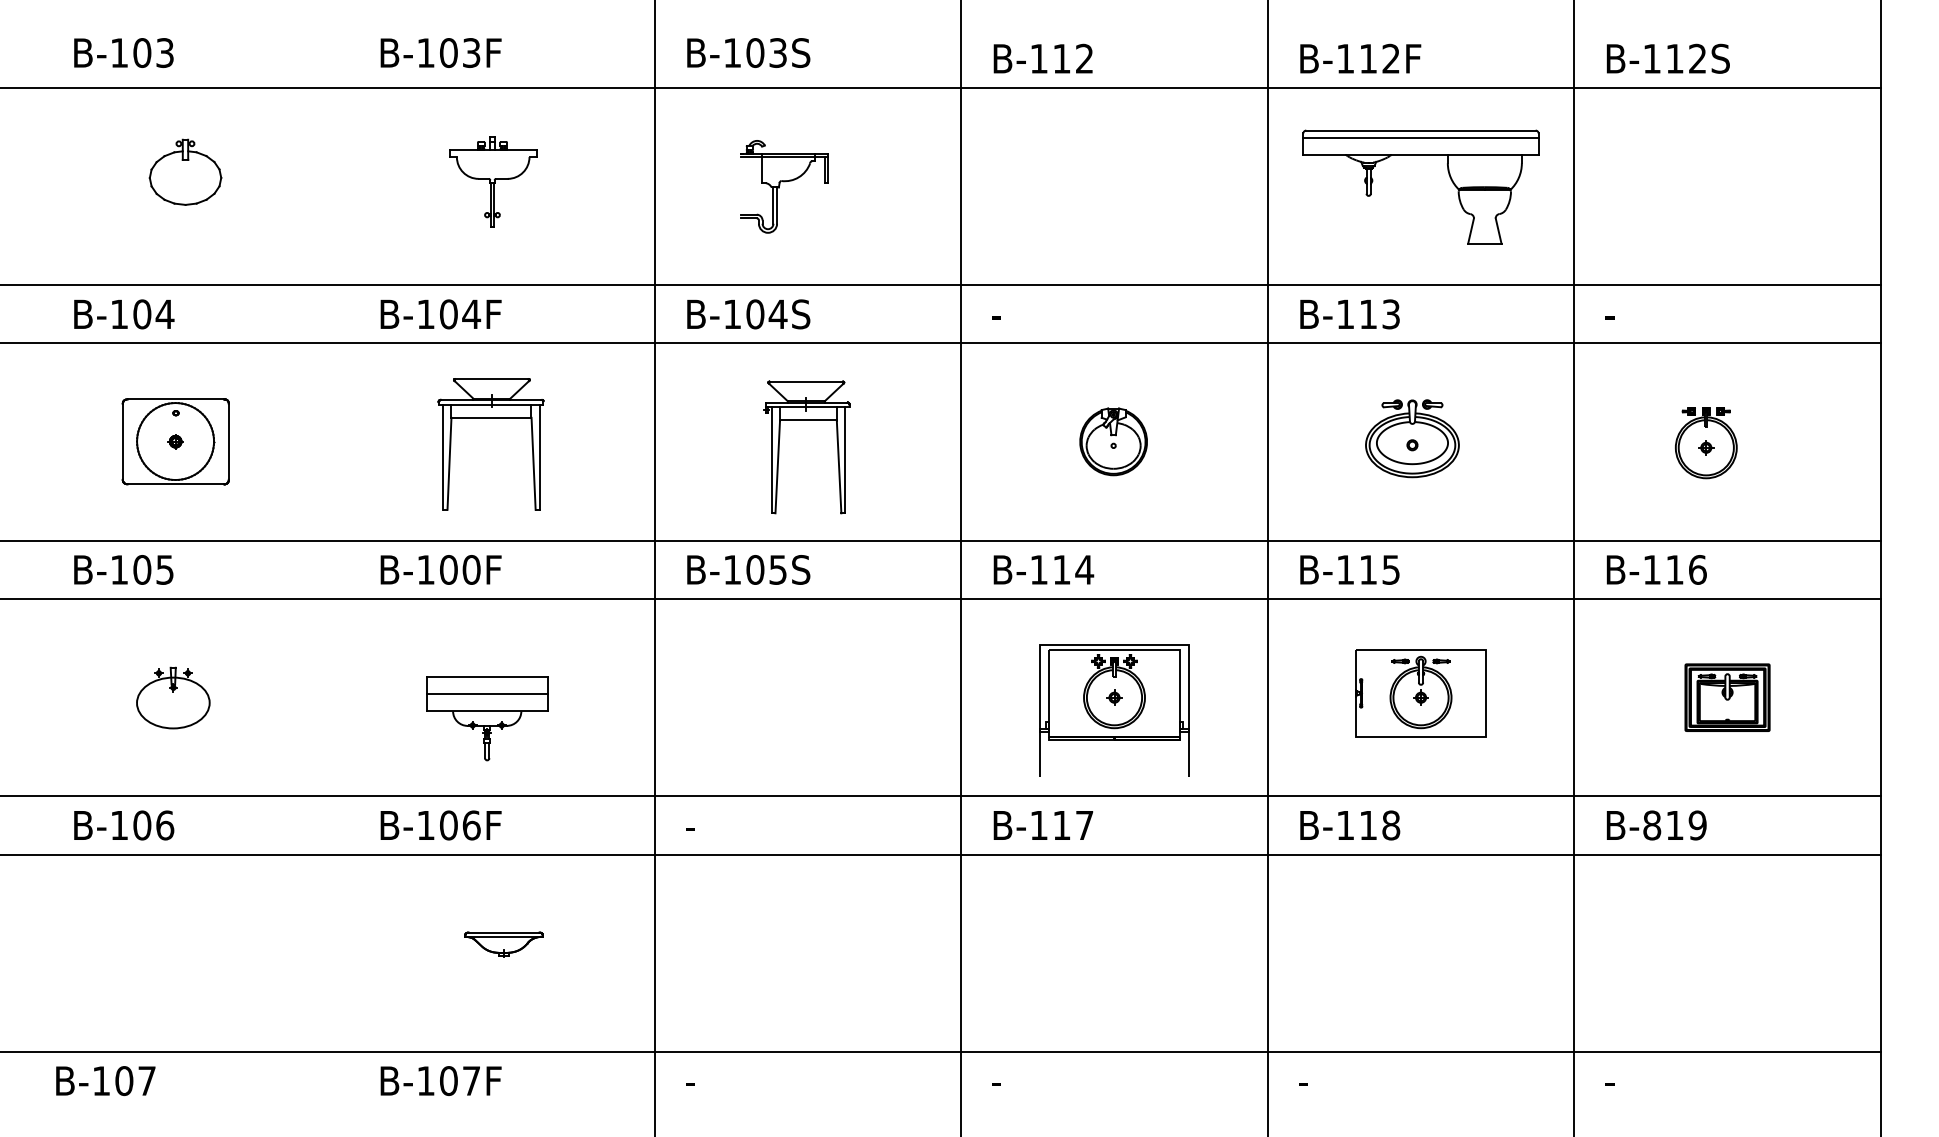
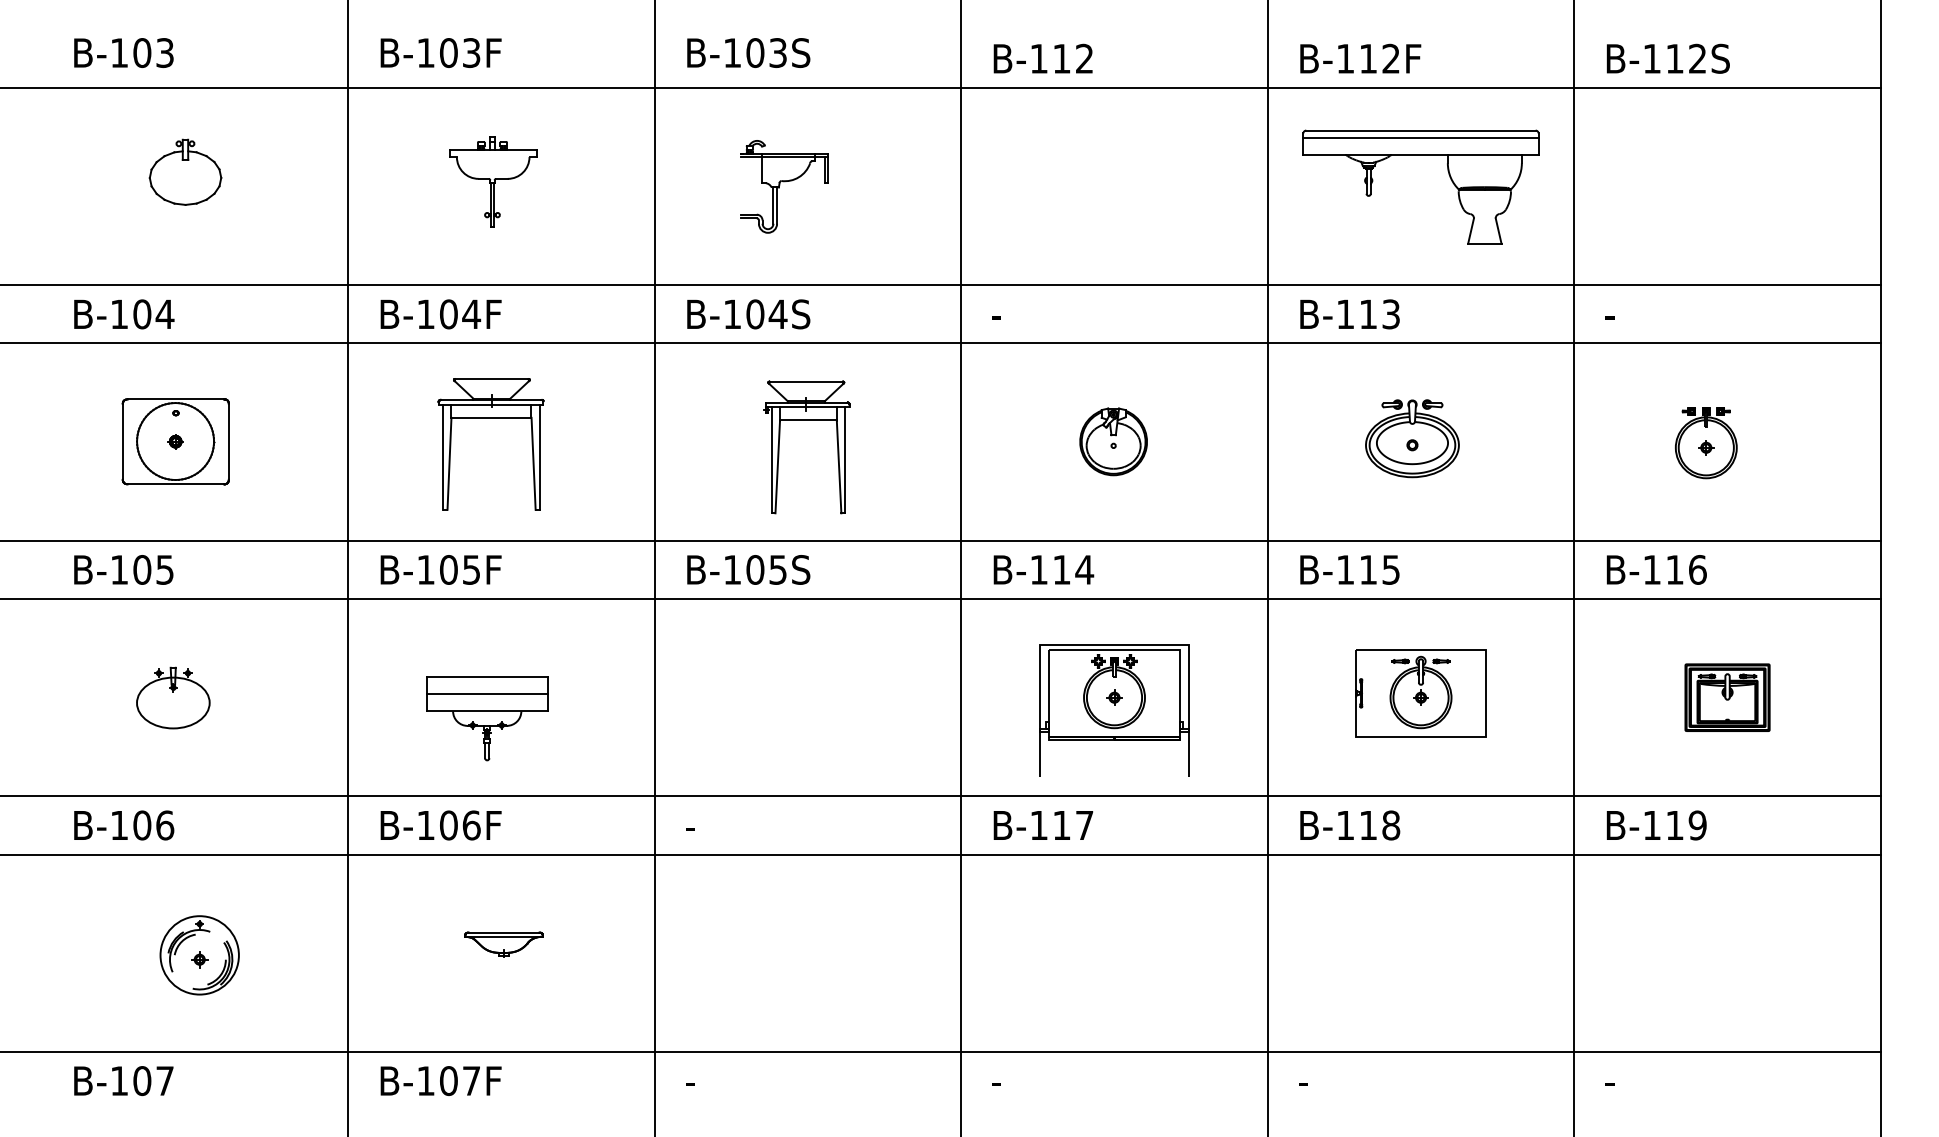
line: none -> present (348, 567)
text: B-100F -> B-105F (471, 569)
text: B-819 -> B-119 (1652, 825)
part: none -> present (199, 955)
text position: (105, 1080) -> (123, 1080) (123, 1080)
